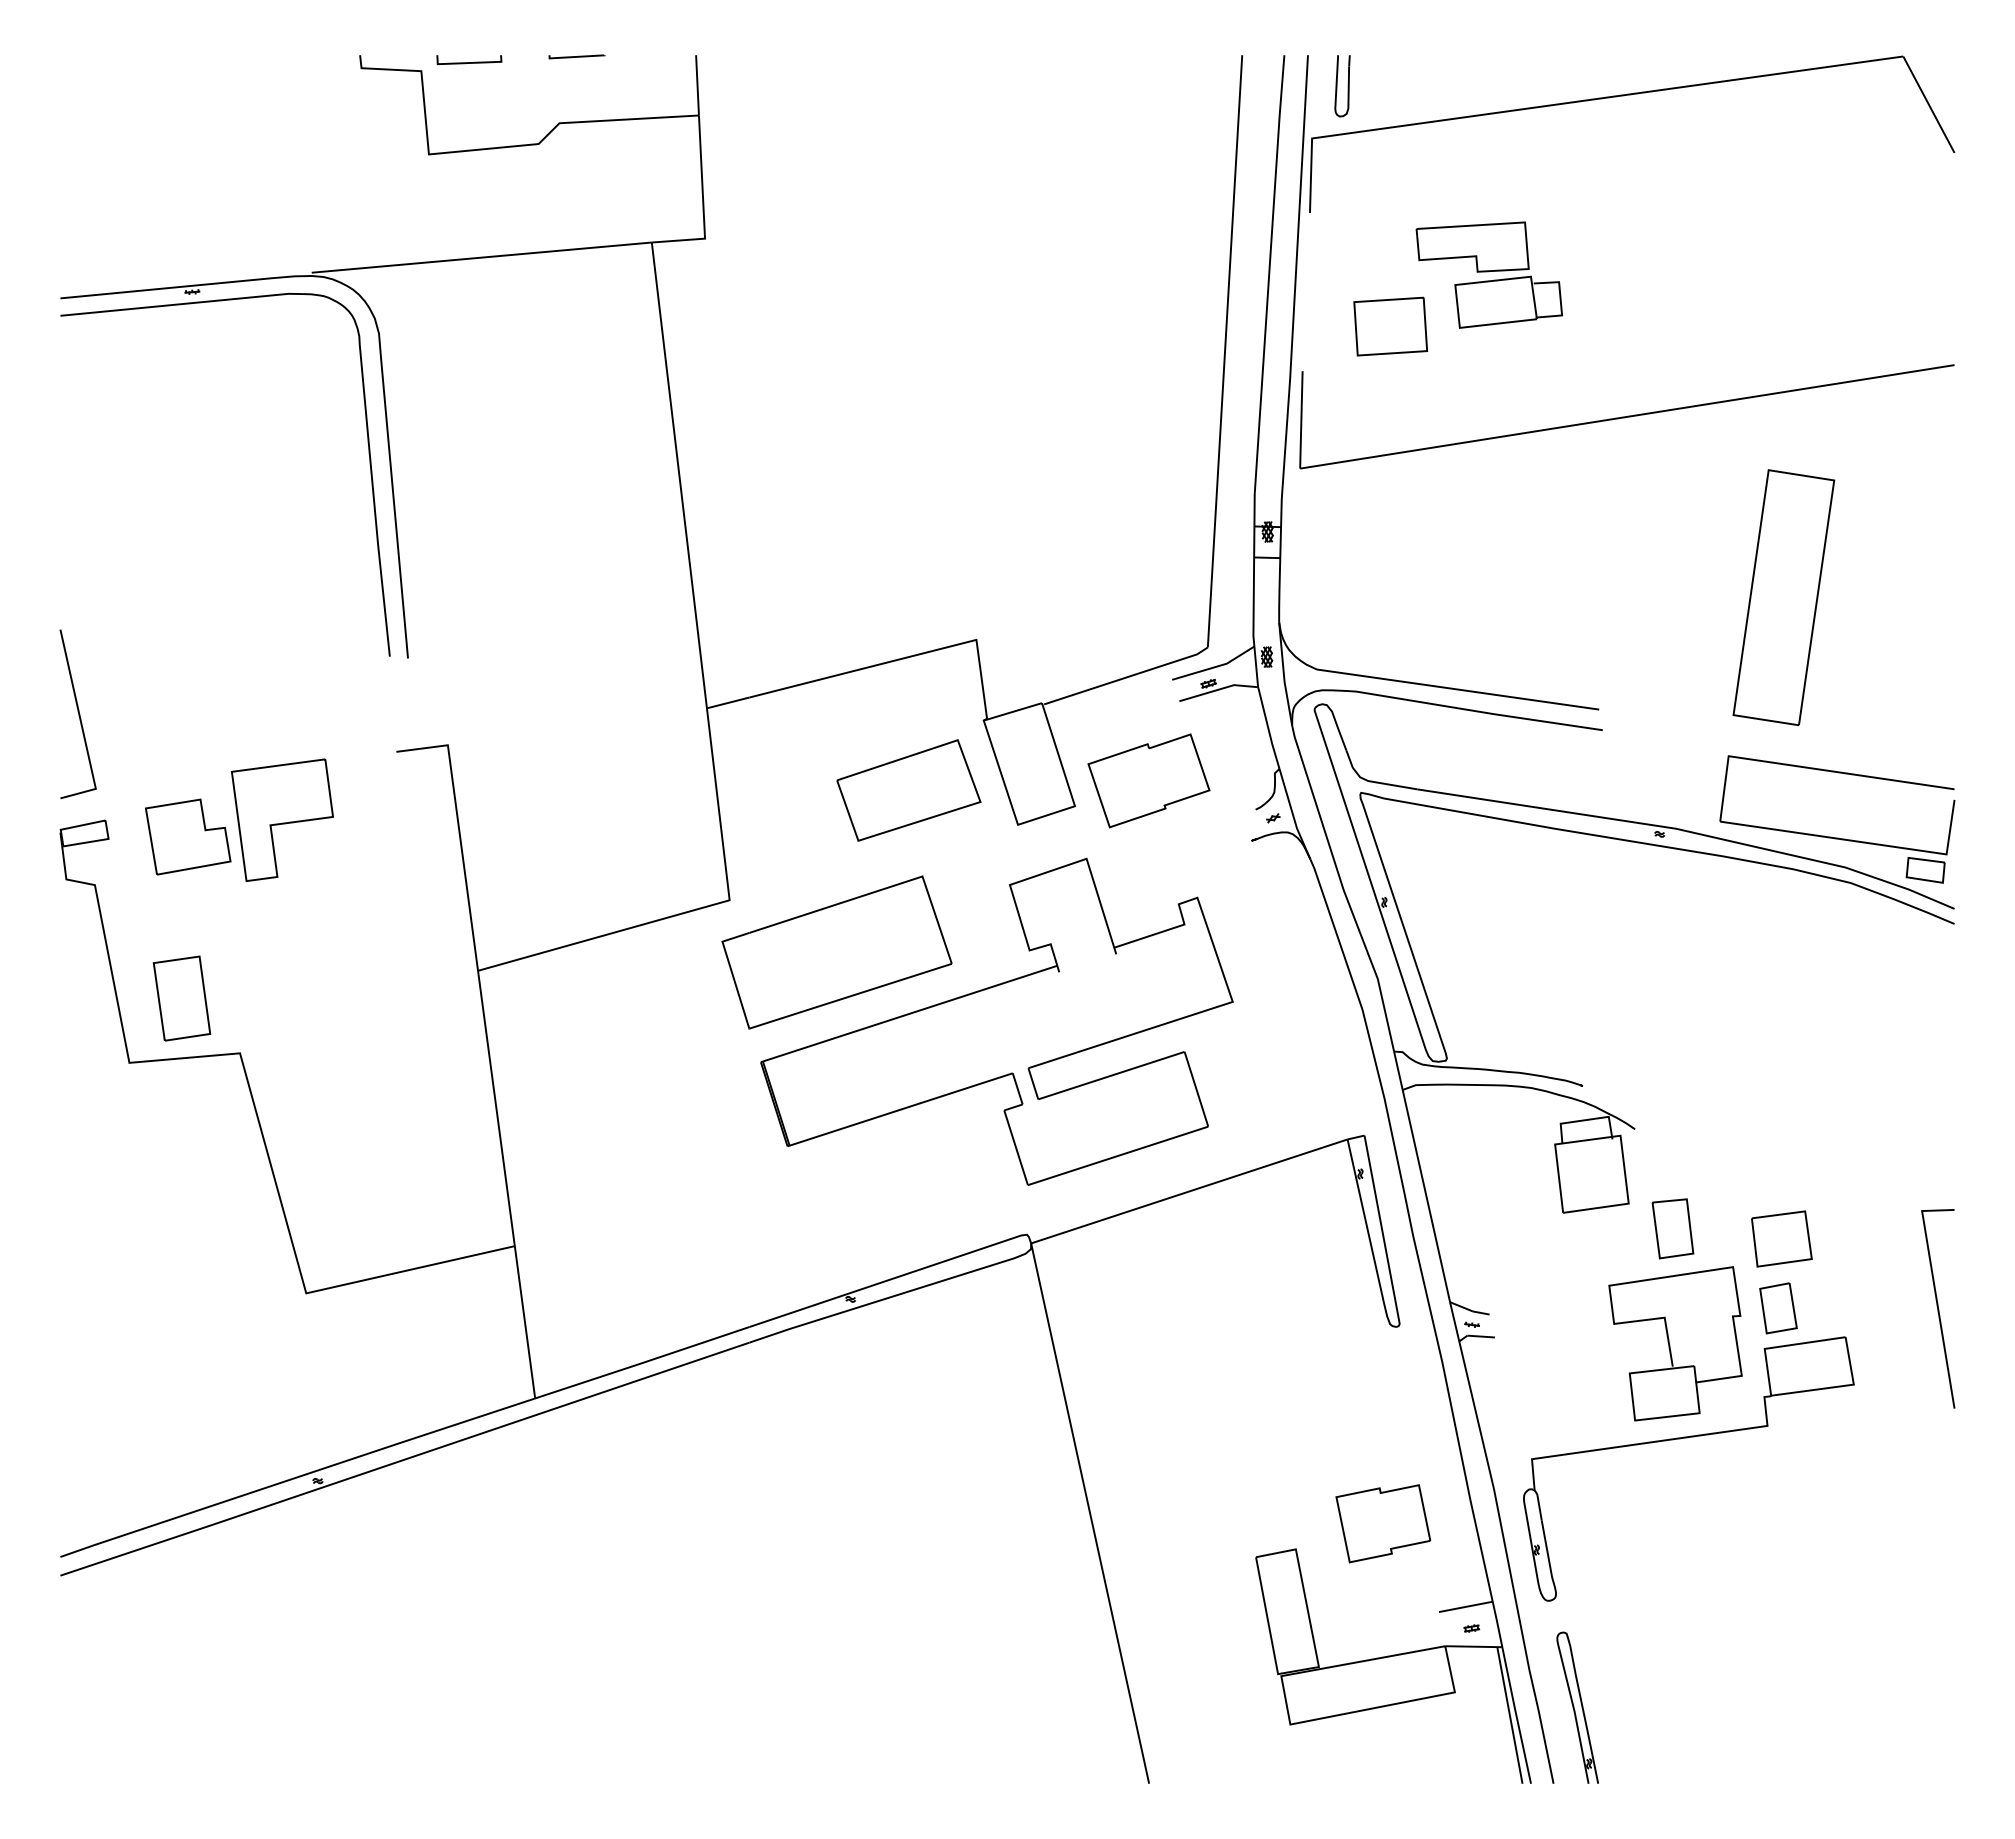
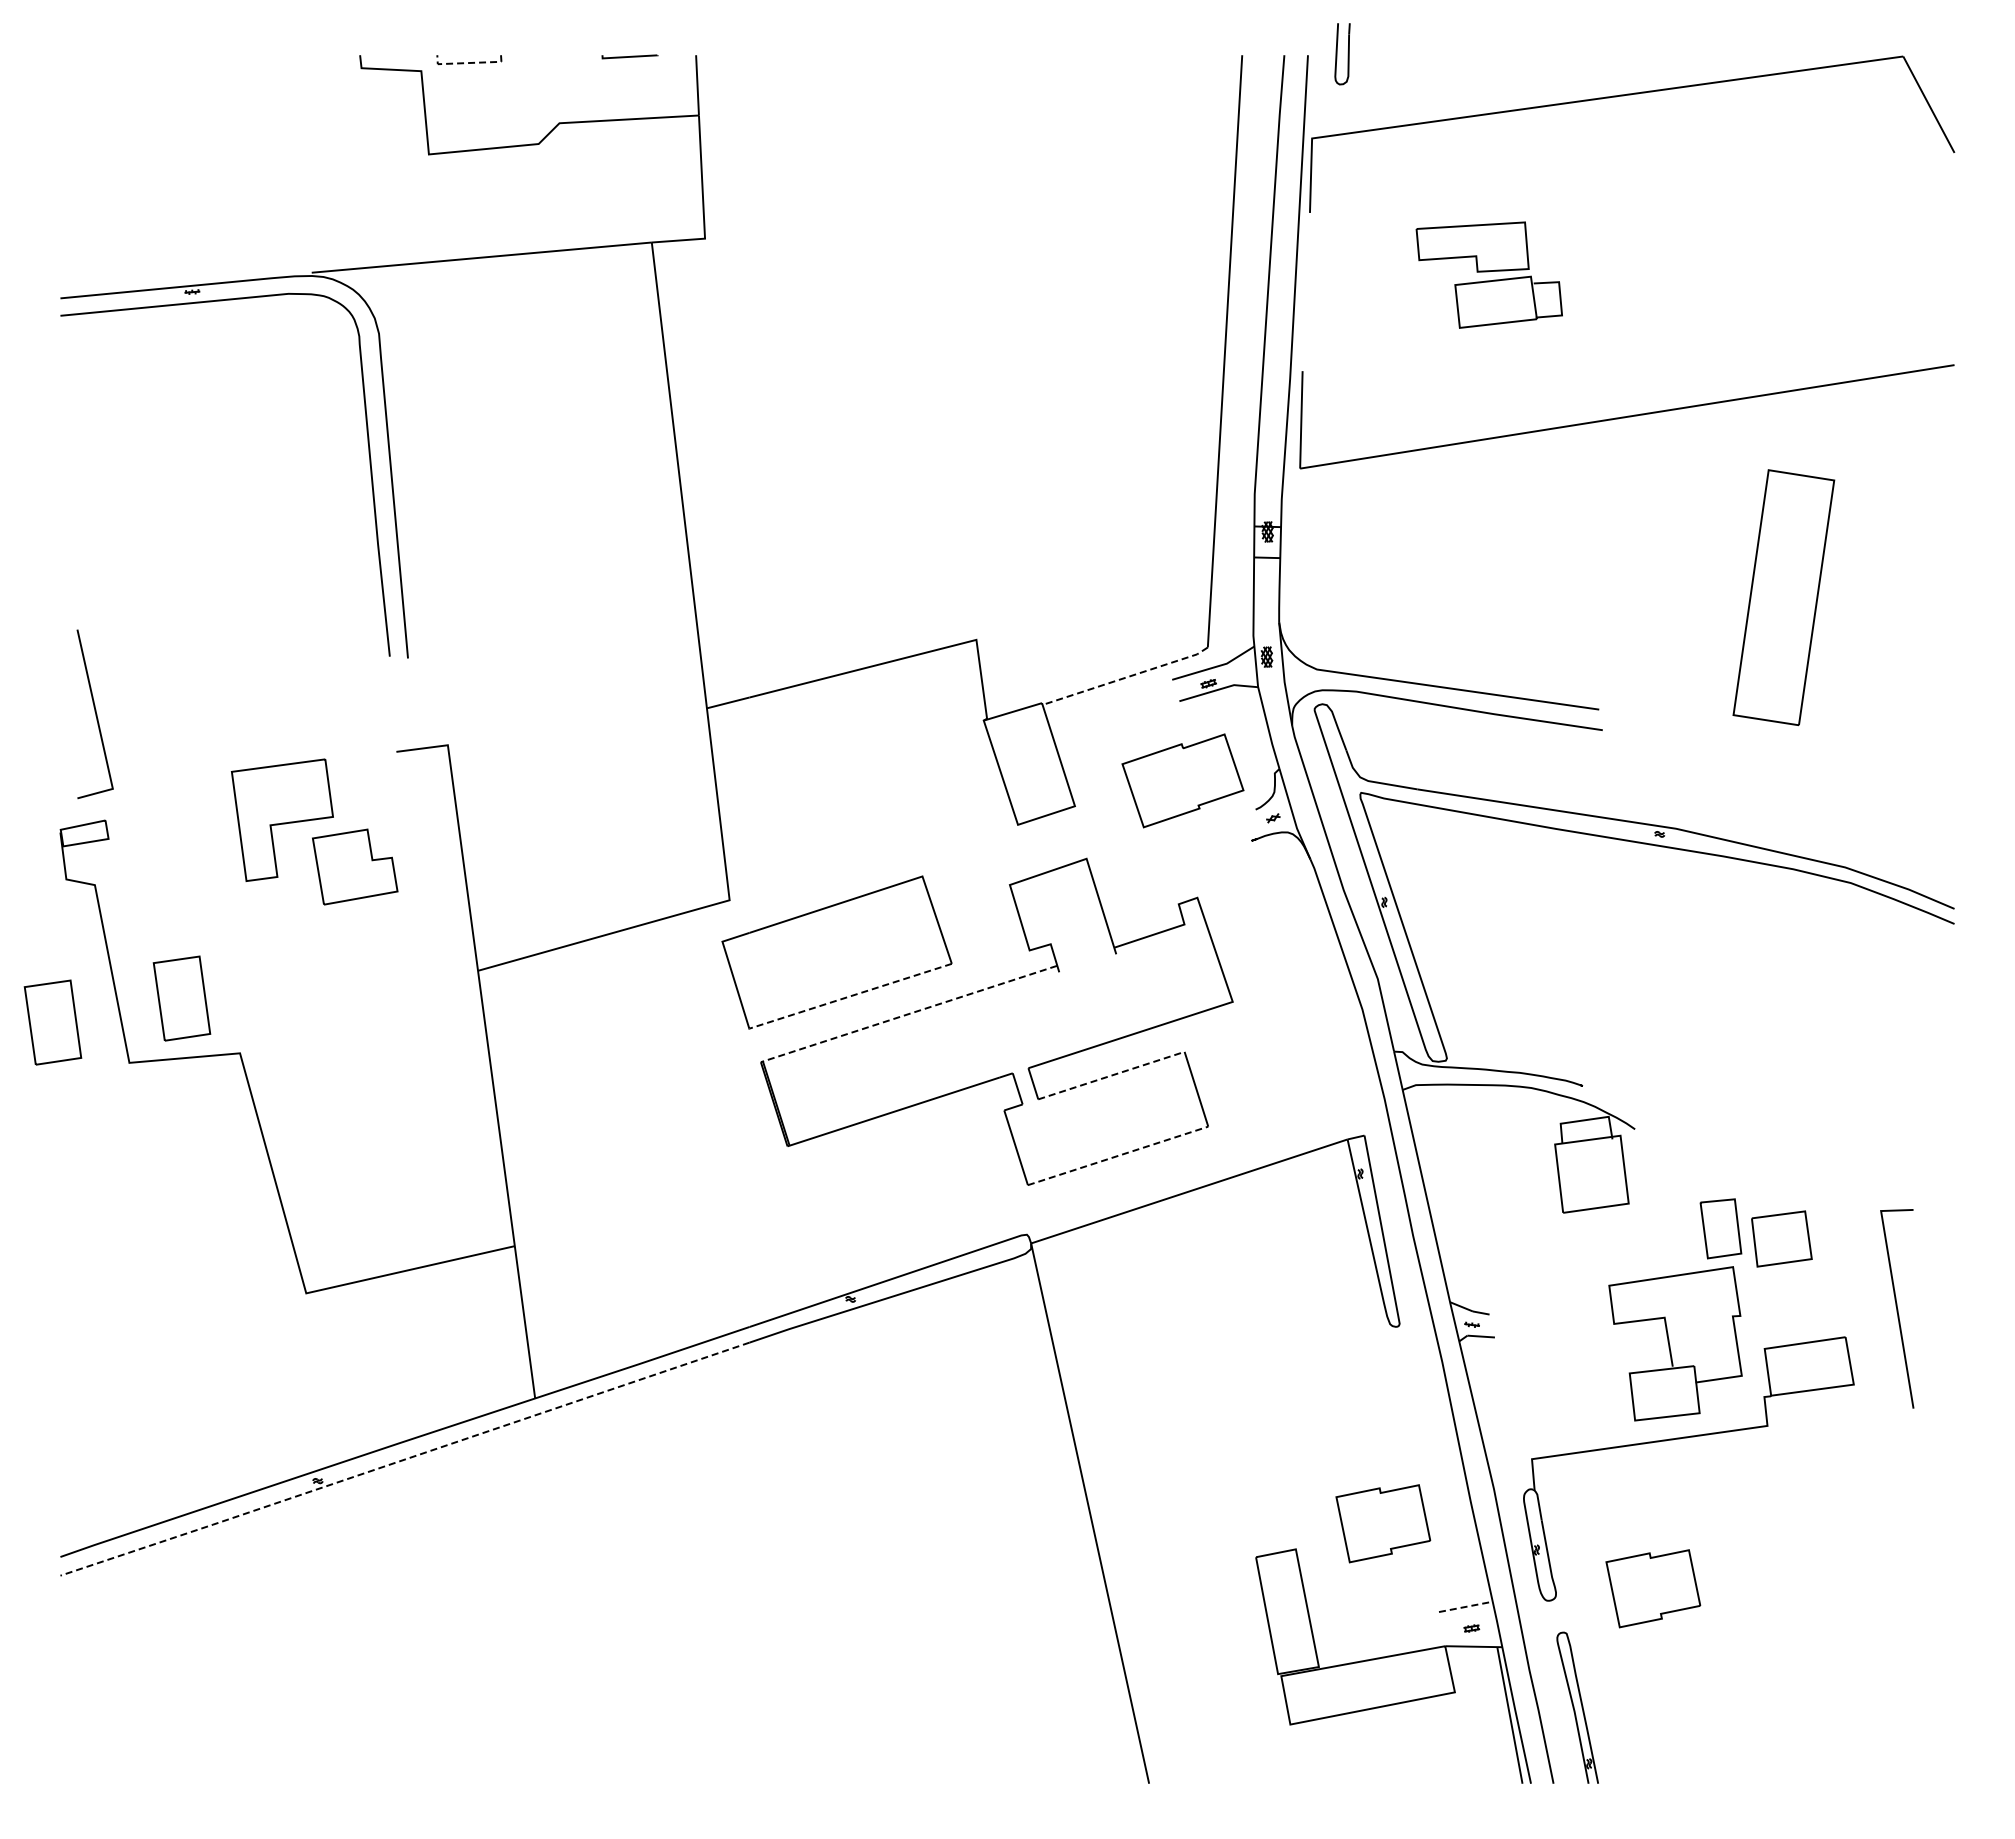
line position: (576, 56) -> (629, 56) (629, 56)
line: solid -> dashed (468, 63)
part position: (1342, 86) -> (1342, 54) (1342, 54)
part: present -> none (1390, 326)
line: solid -> dashed (1126, 677)
line position: (78, 714) -> (95, 714) (95, 714)
part position: (1148, 780) -> (1182, 780) (1182, 780)
part: present -> none (908, 790)
part position: (188, 836) -> (355, 866) (355, 866)
part: present -> none (1837, 837)
line: solid -> dashed (850, 996)
line: solid -> dashed (908, 1014)
part: none -> present (52, 1022)
line: solid -> dashed (1111, 1075)
line: solid -> dashed (1118, 1155)
part position: (1672, 1228) -> (1720, 1228) (1720, 1228)
part: present -> none (1778, 1308)
line position: (1938, 1308) -> (1897, 1308) (1897, 1308)
line: solid -> dashed (404, 1459)
part: none -> present (1653, 1588)
line: solid -> dashed (1466, 1606)
